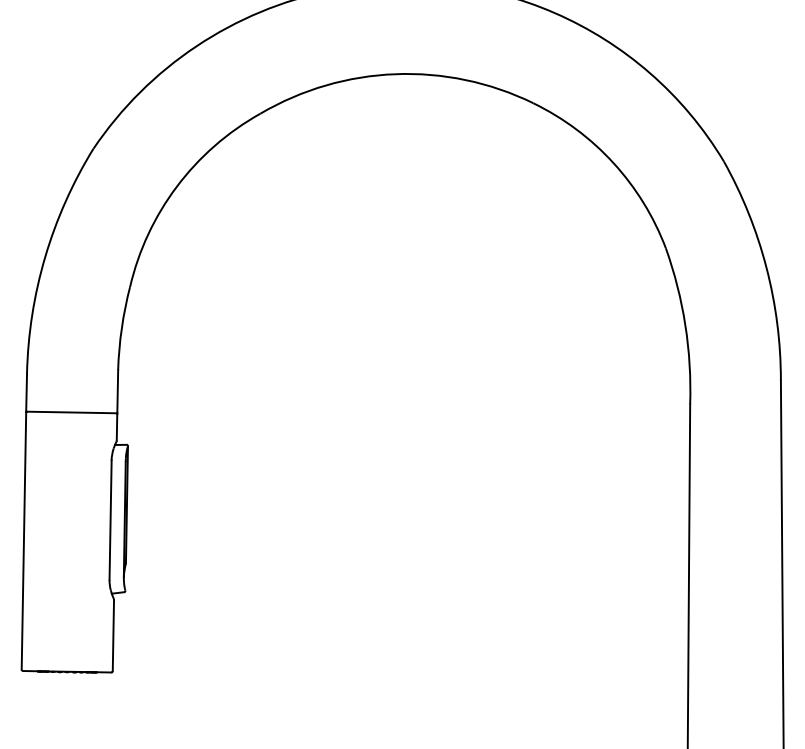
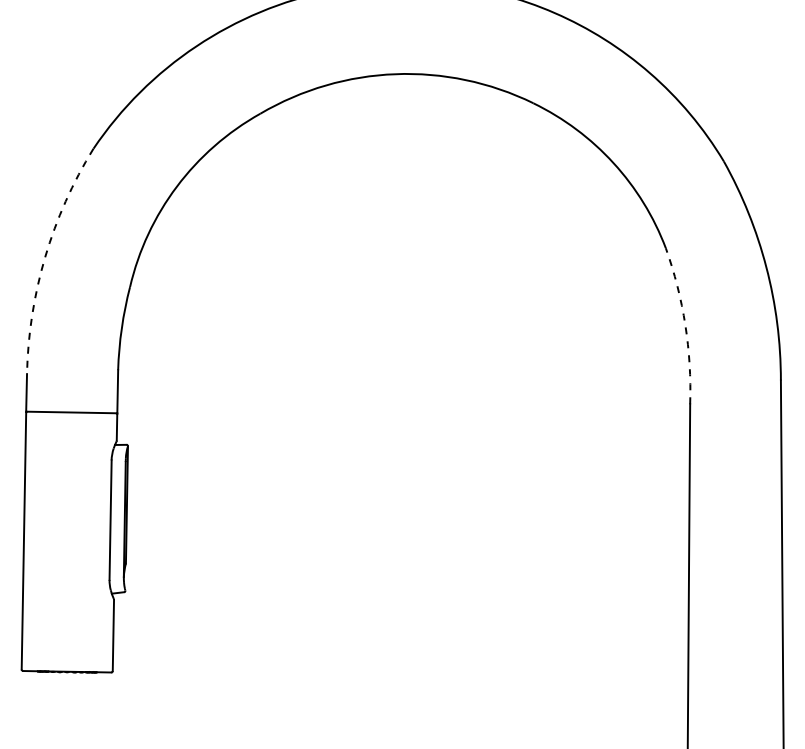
arc: solid -> dashed (45, 257)
arc: solid -> dashed (685, 325)
